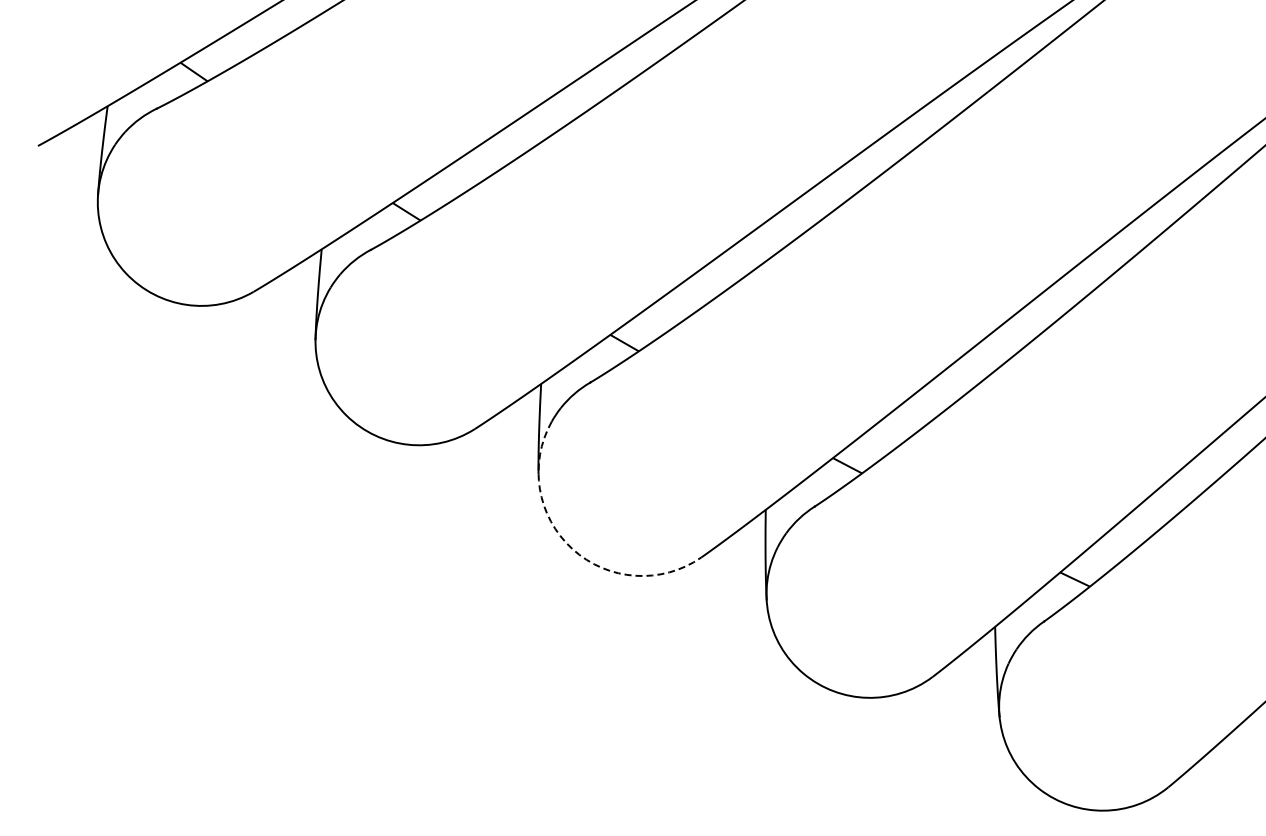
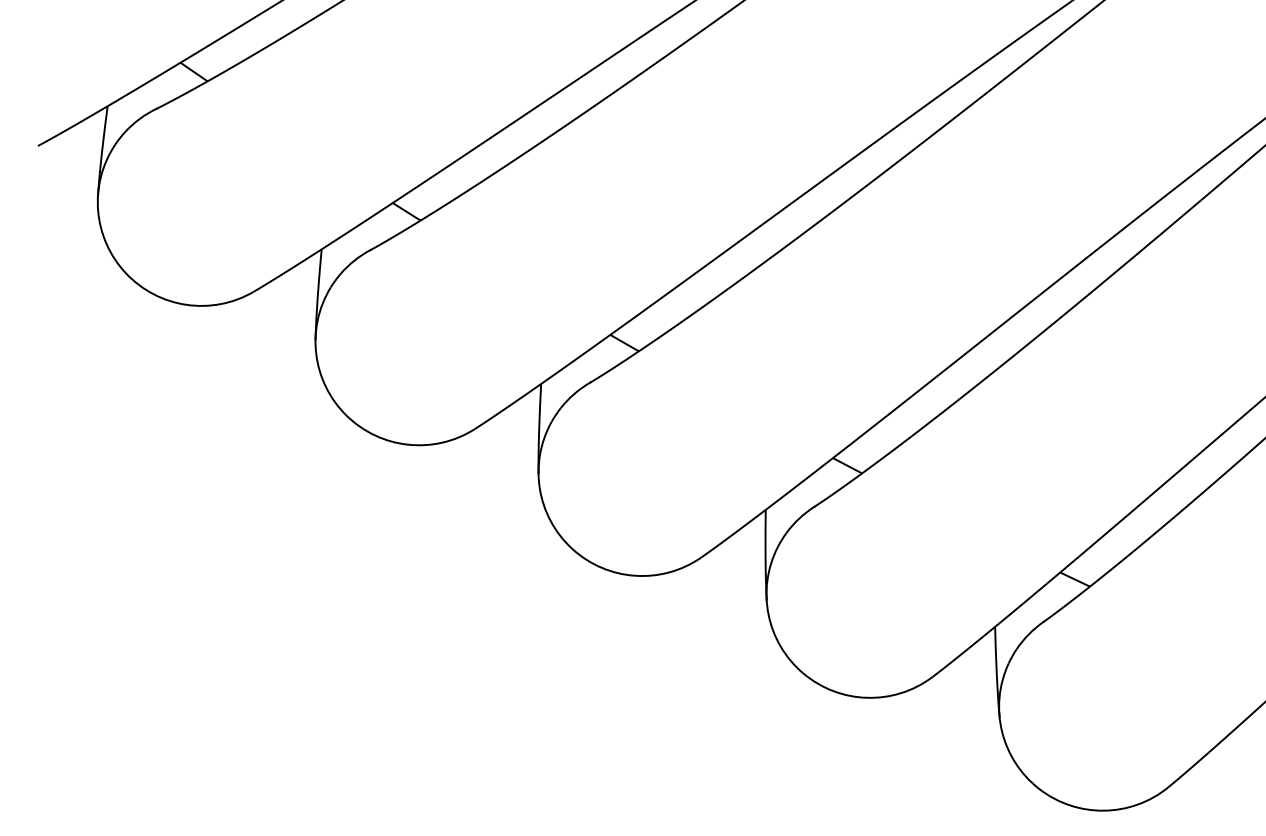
arc: dashed -> solid (572, 549)
